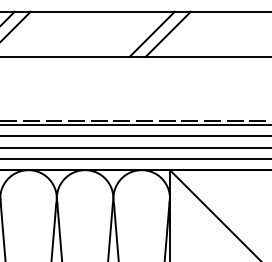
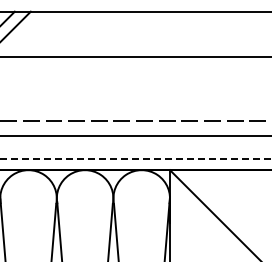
line: present -> none (151, 33)
line: present -> none (167, 33)
line: present -> none (135, 124)
line: present -> none (135, 147)
line: solid -> dashed (136, 158)
